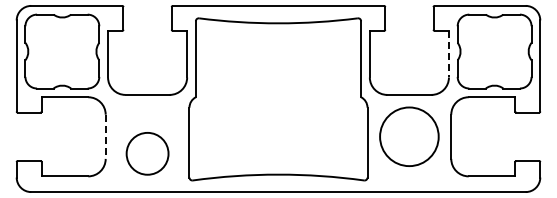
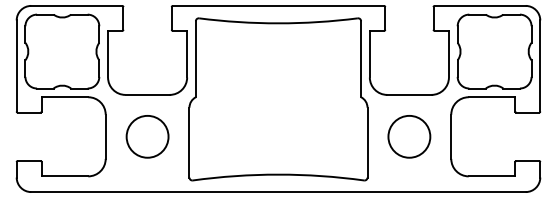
line: dashed -> solid (448, 54)
circle diameter: 59 px -> 42 px (409, 136)
line: dashed -> solid (105, 137)
circle position: (147, 153) -> (147, 136) (147, 136)
